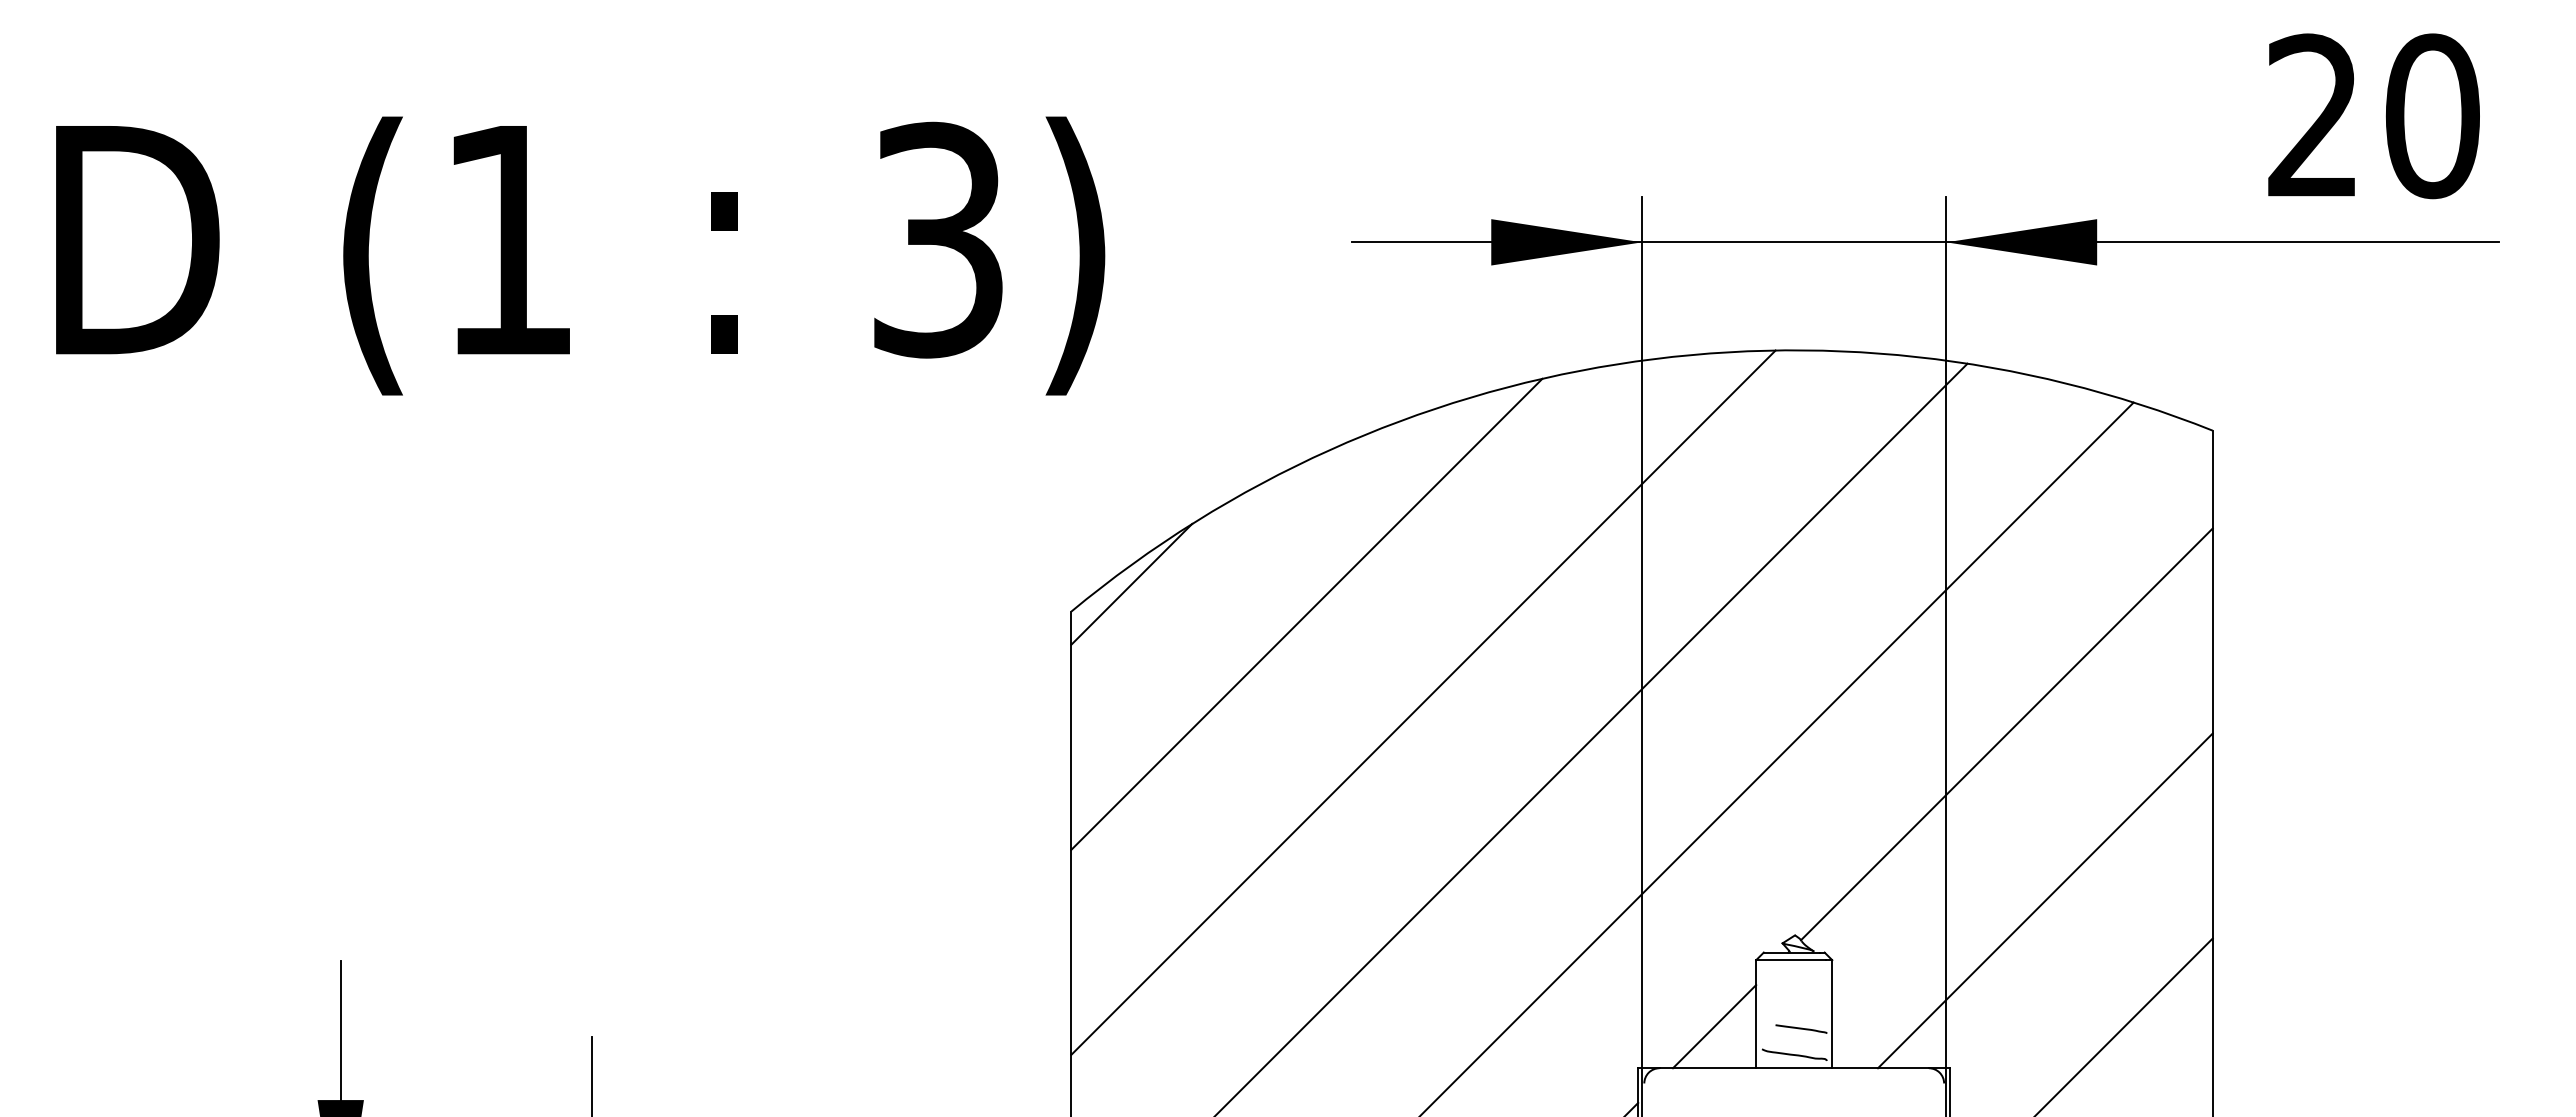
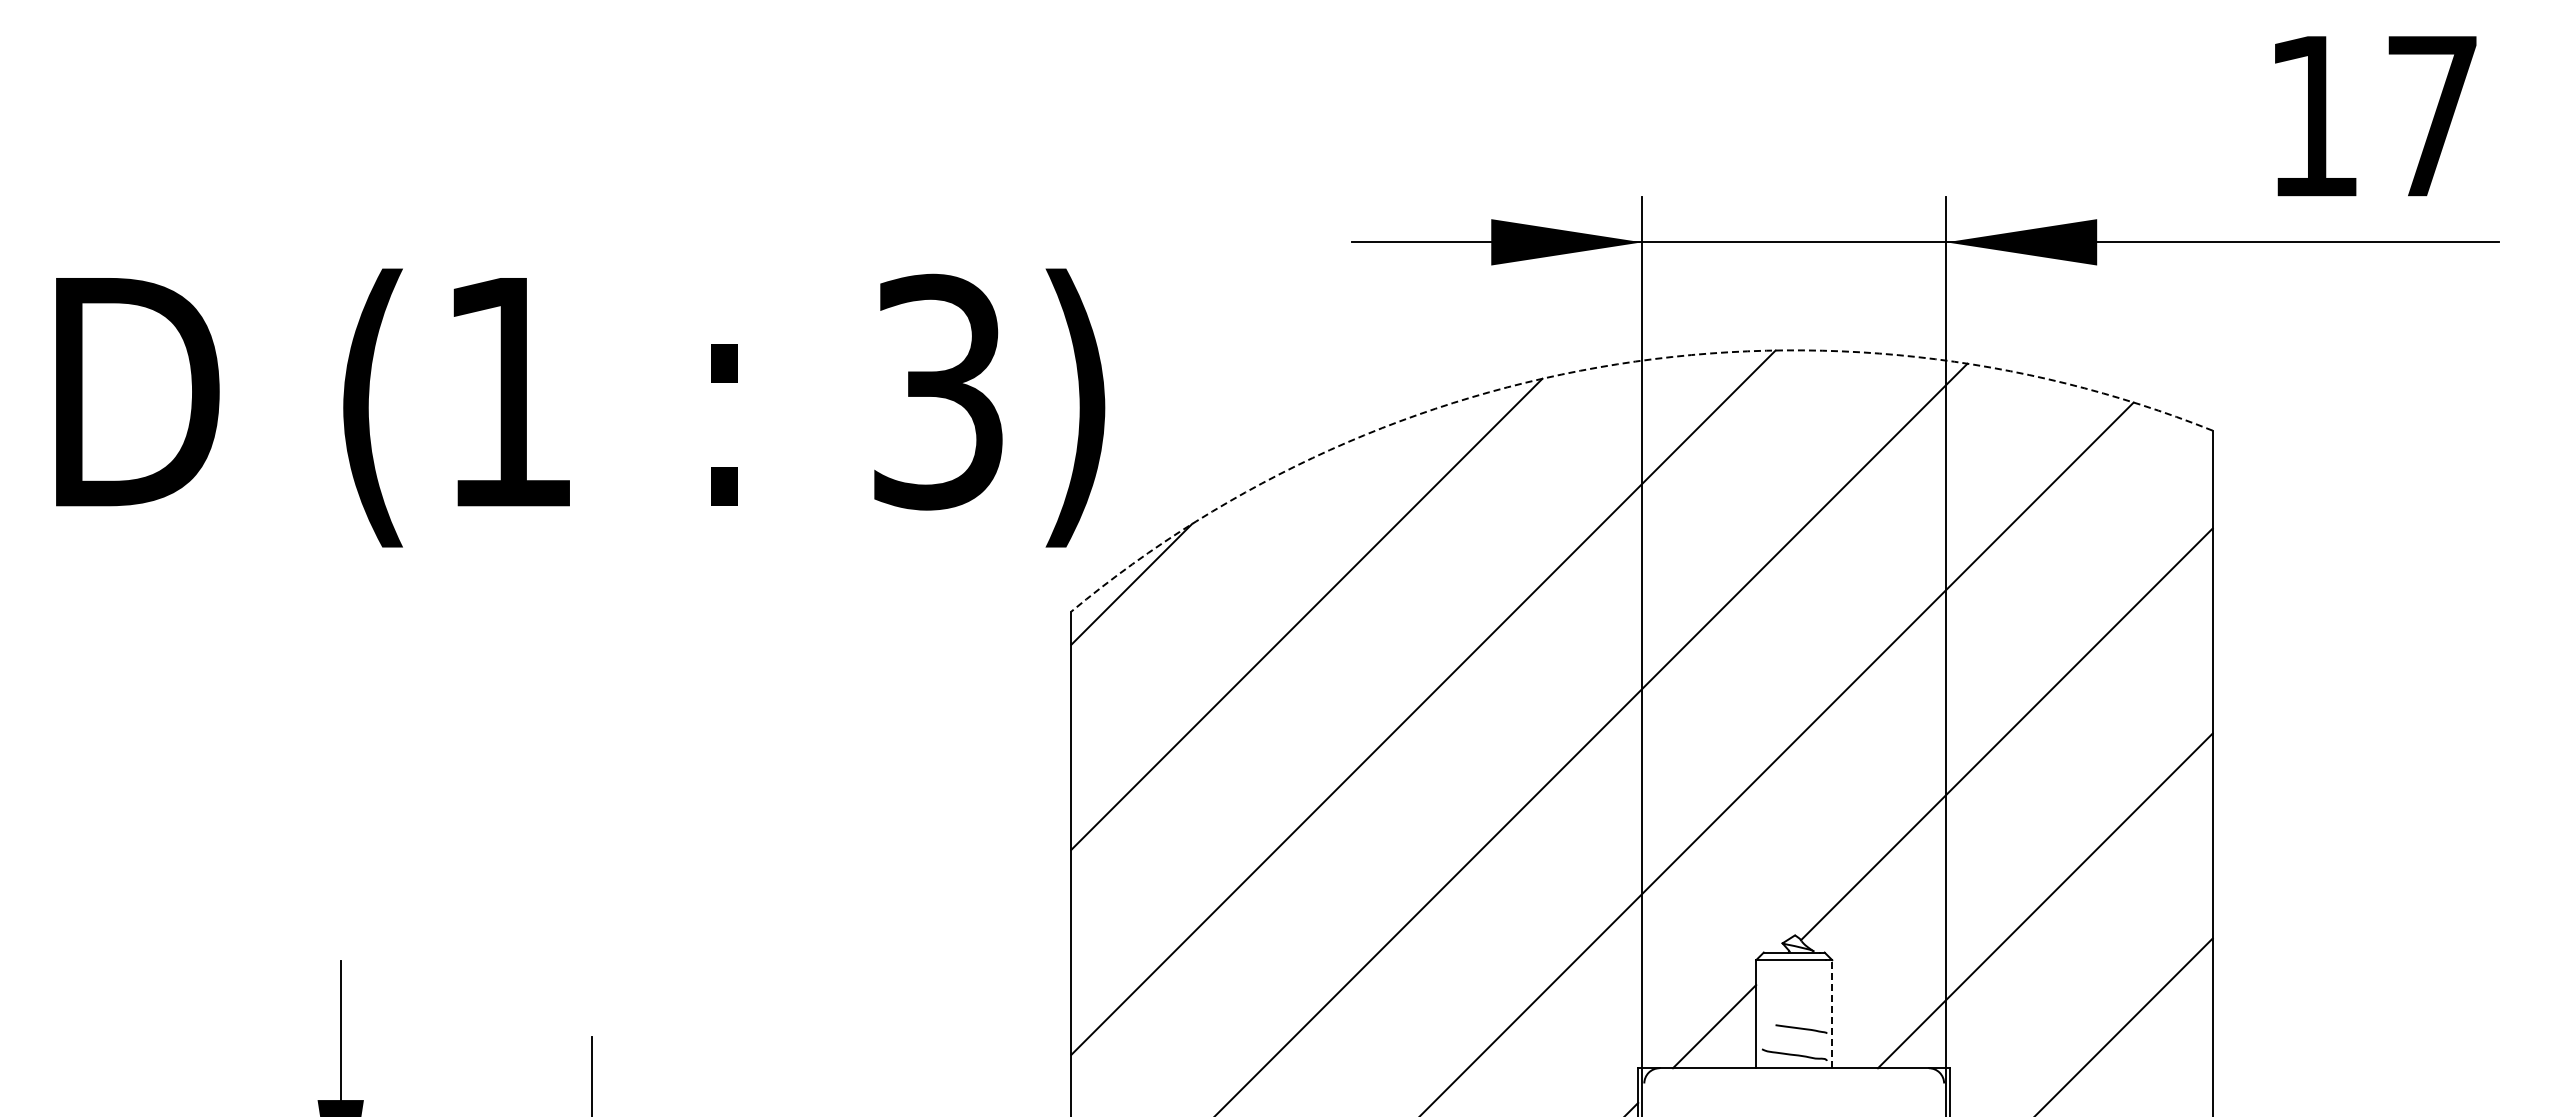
text: 20 -> 17 (2373, 116)
text position: (580, 255) -> (580, 407) (580, 407)
arc: solid -> dashed (1617, 364)
line: solid -> dashed (1832, 1013)
